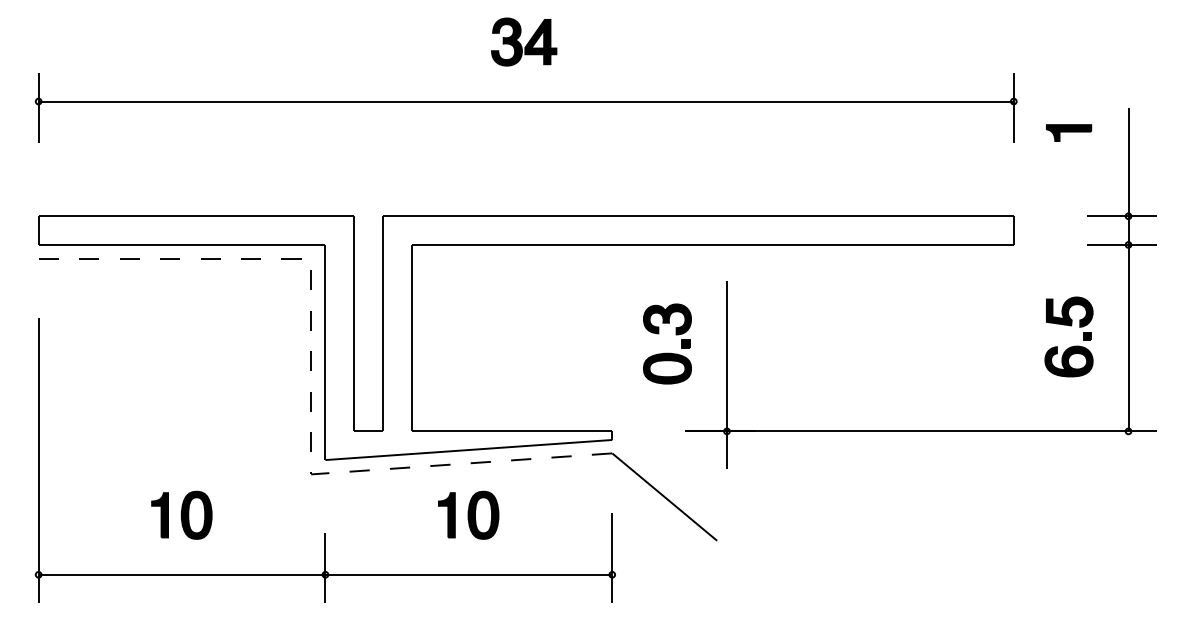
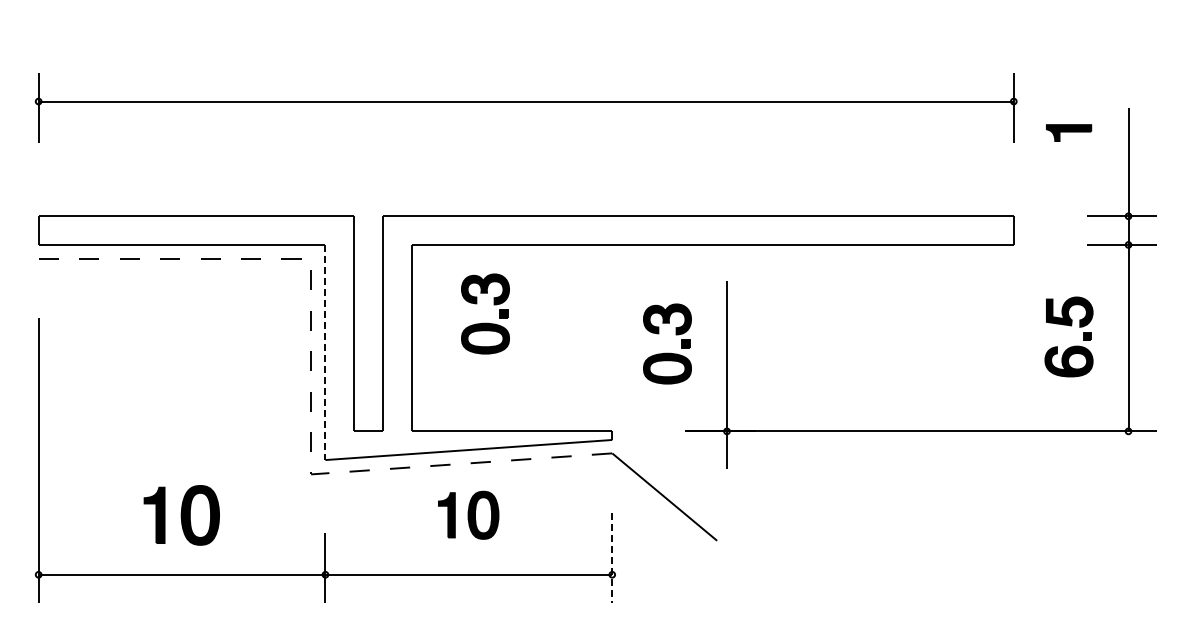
part: present -> none (524, 41)
part: none -> present (485, 322)
line: solid -> dashed (325, 352)
part size: 62x50 px -> 77x61 px (181, 515)
line: solid -> dashed (612, 558)
